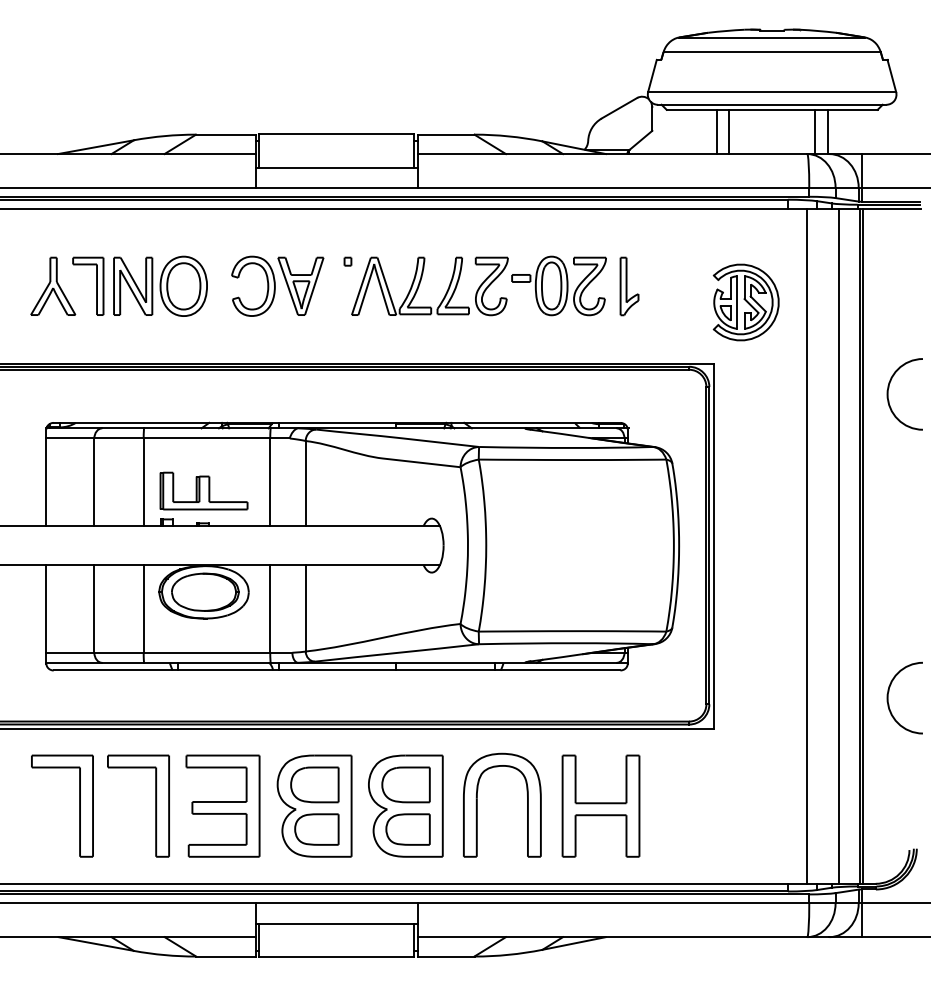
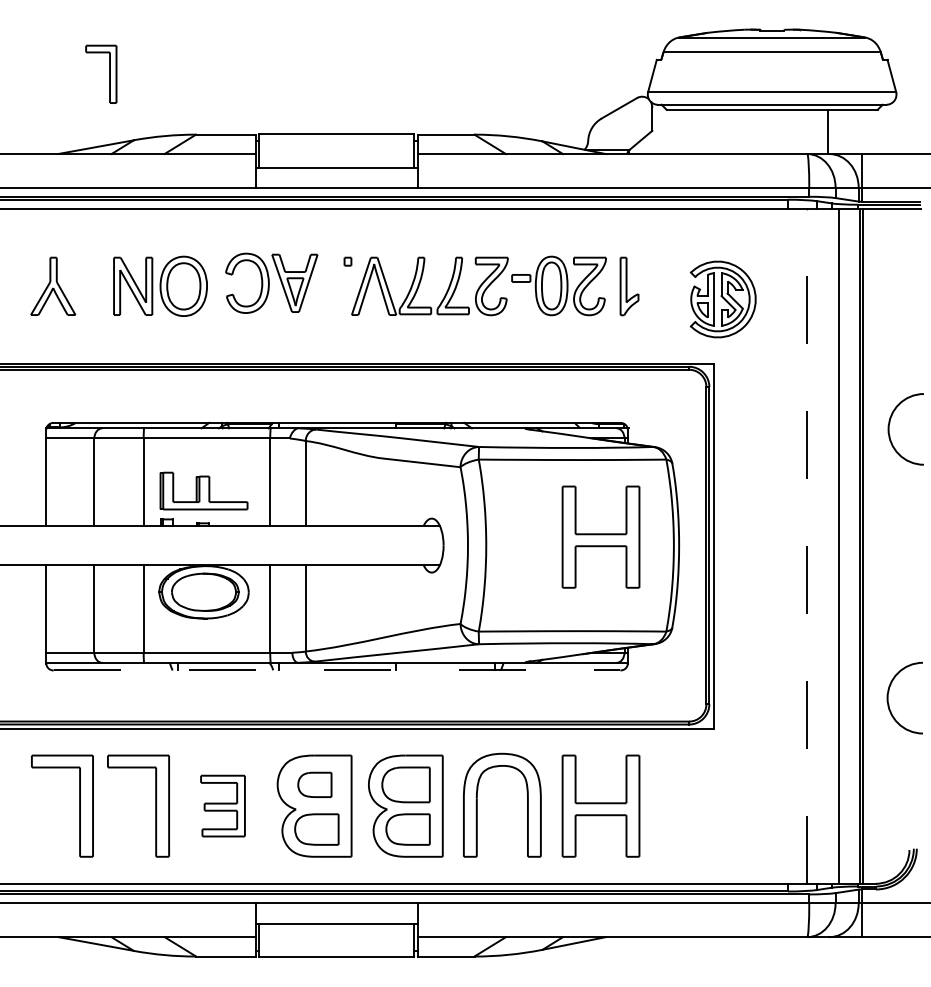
line: present -> none (716, 131)
line: present -> none (729, 131)
line: present -> none (814, 131)
part position: (96, 285) -> (109, 73) (109, 73)
part position: (277, 285) -> (271, 282) (271, 282)
part position: (745, 302) -> (722, 299) (722, 299)
arc position: (888, 394) -> (889, 429) (889, 429)
part: none -> present (600, 536)
line: solid -> dashed (806, 546)
line: solid -> dashed (337, 670)
part size: 50x38 px -> 36x27 px (314, 784)
part size: 76x104 px -> 46x64 px (222, 805)
